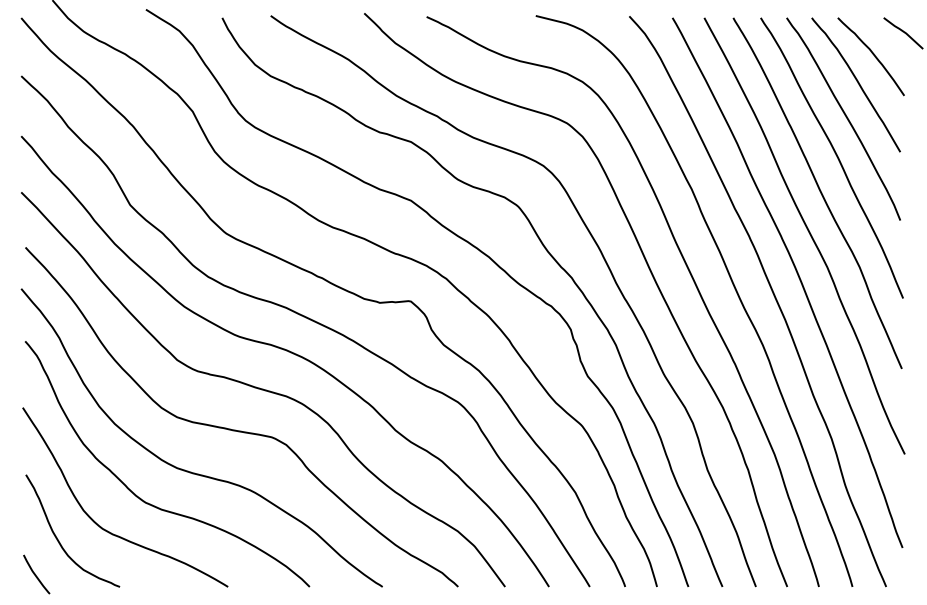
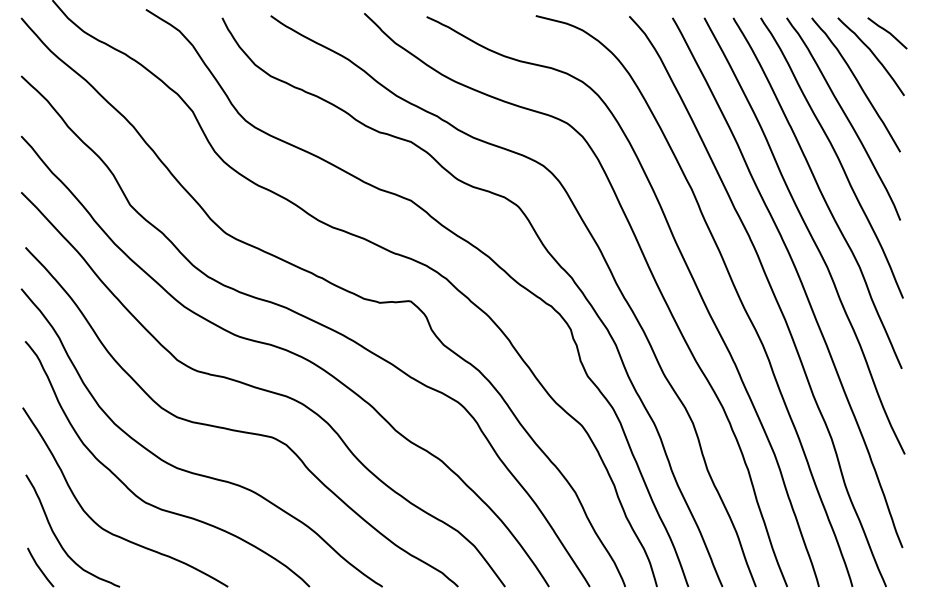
line position: (903, 32) -> (887, 32) (887, 32)
curve position: (36, 574) -> (40, 567) (40, 567)
